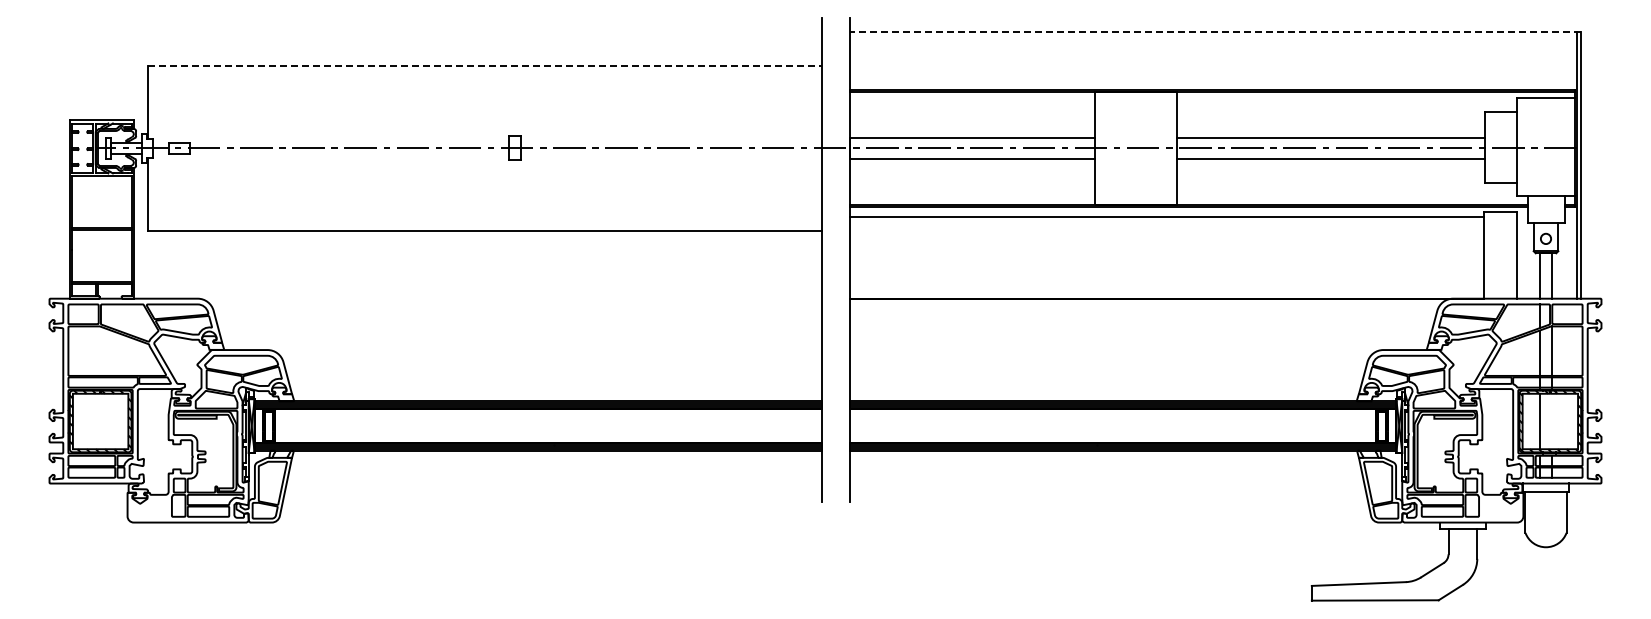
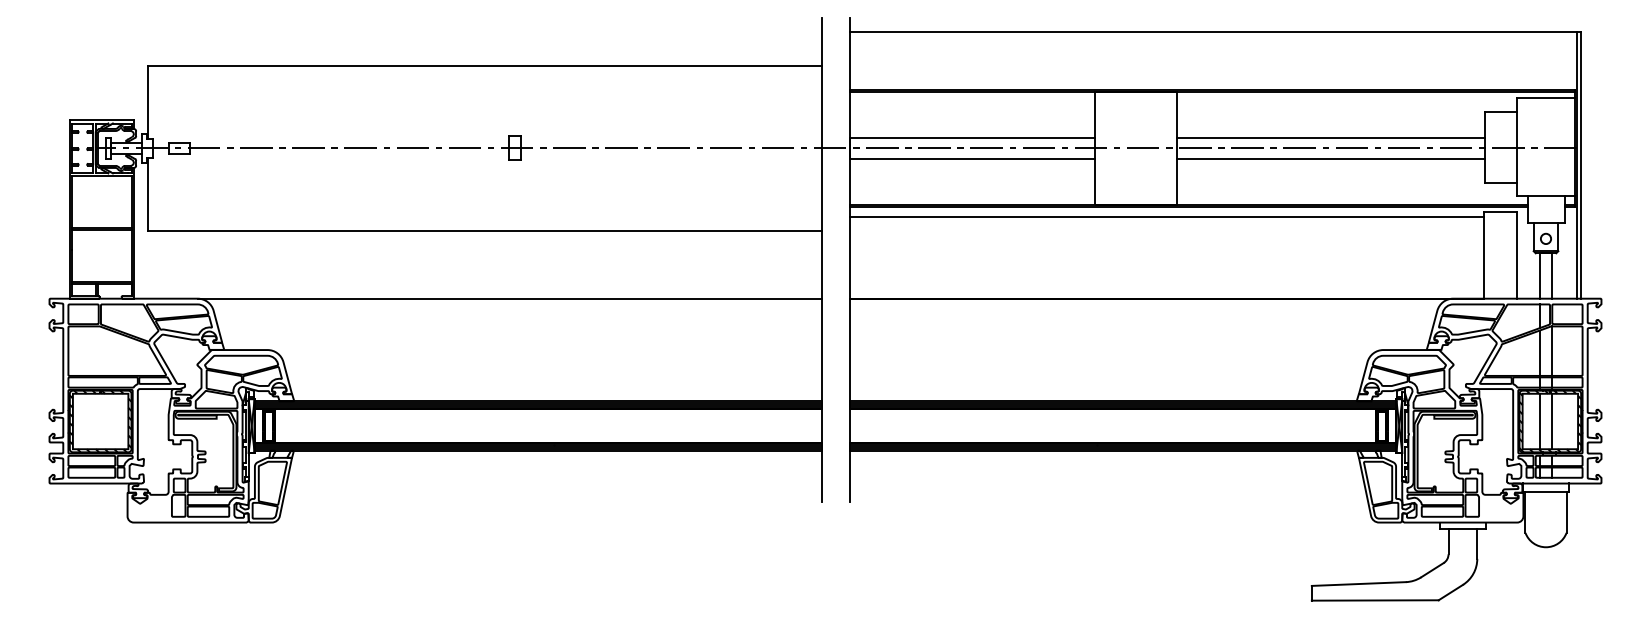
line: dashed -> solid (1215, 31)
line: dashed -> solid (485, 66)
line: none -> present (509, 298)
line: none -> present (1552, 421)
